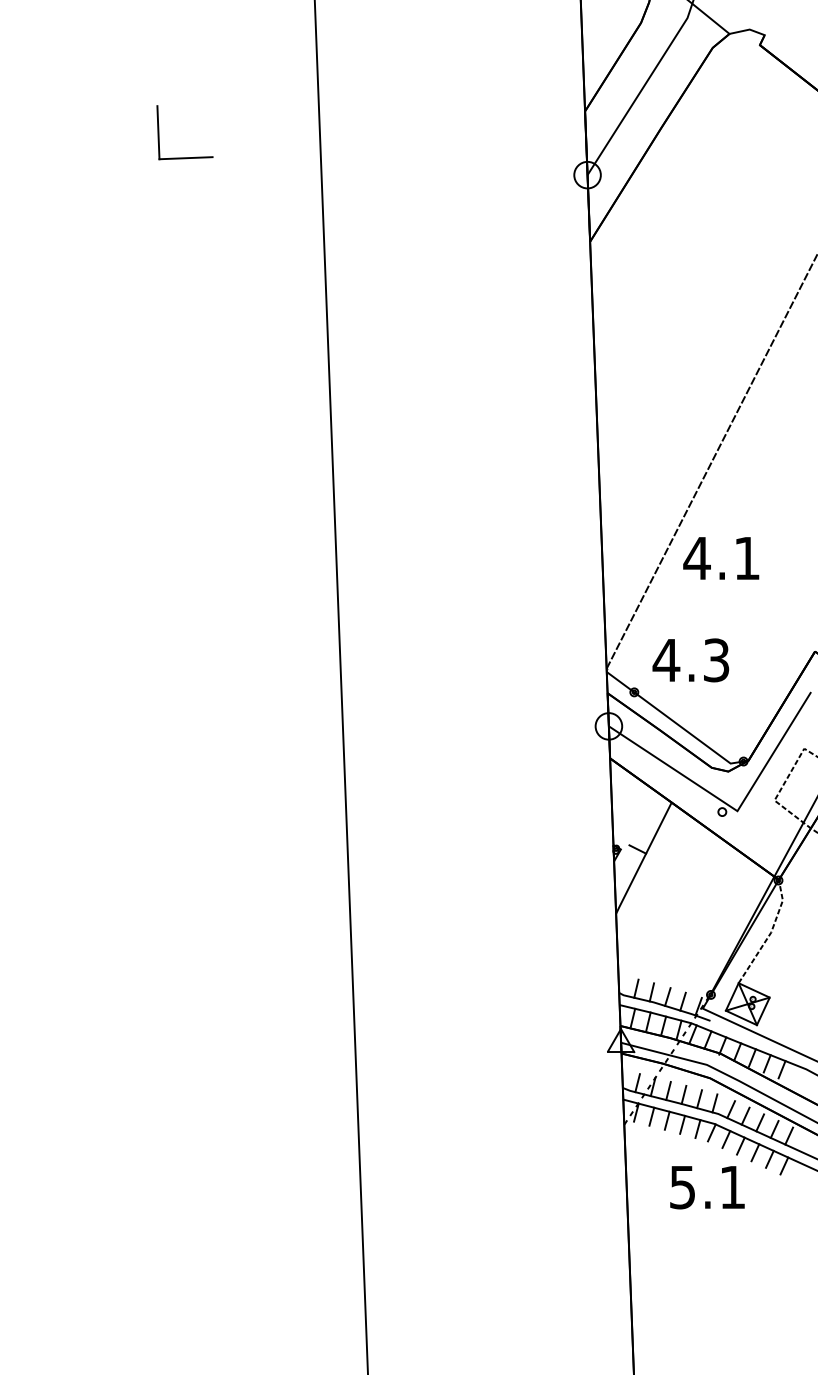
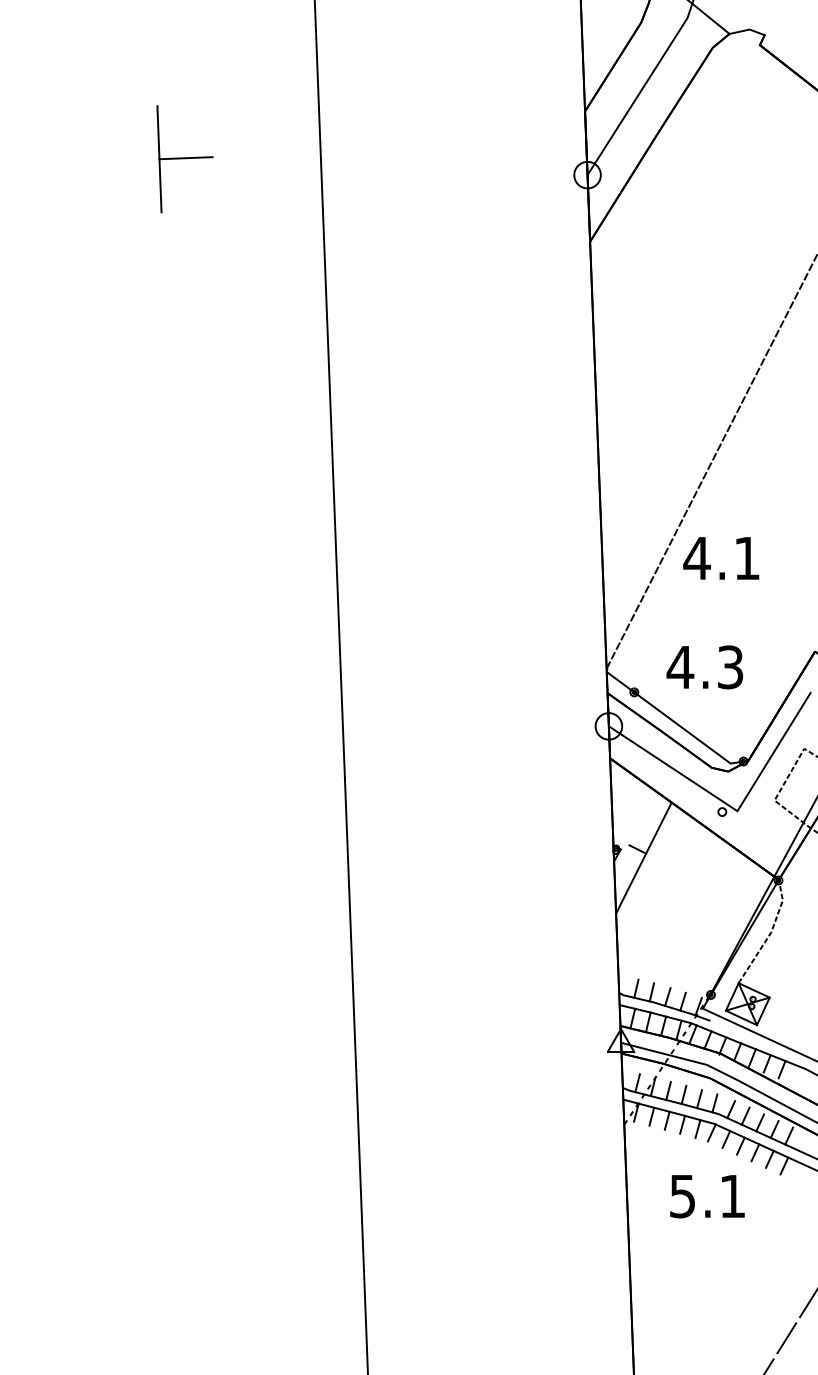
line: none -> present (160, 185)
text position: (690, 660) -> (704, 667) (704, 667)
text position: (707, 1187) -> (707, 1196) (707, 1196)
line: none -> present (790, 1332)
